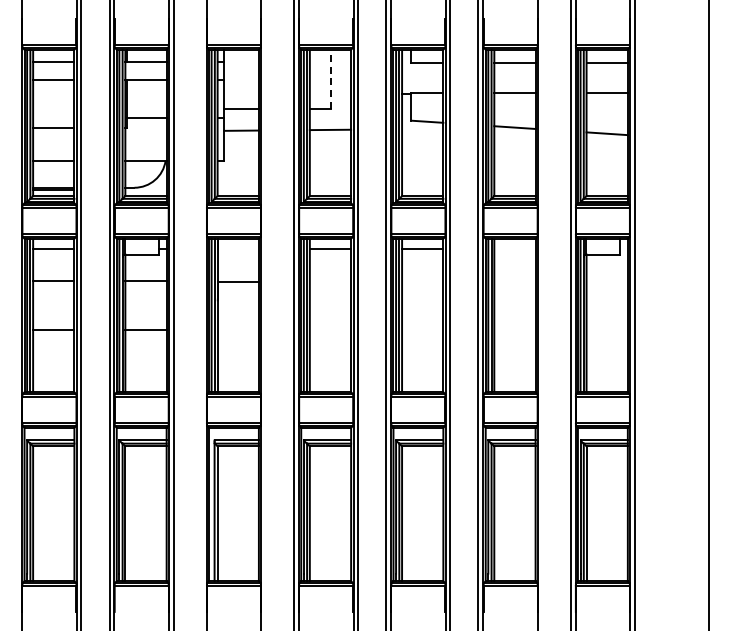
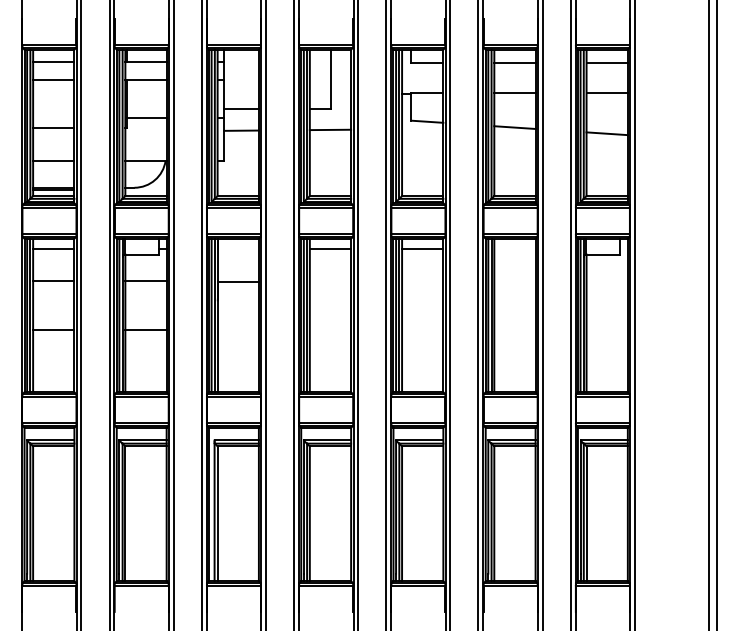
line: dashed -> solid (331, 79)
line: none -> present (201, 314)
line: none -> present (265, 314)
line: none -> present (542, 314)
line: none -> present (716, 314)
